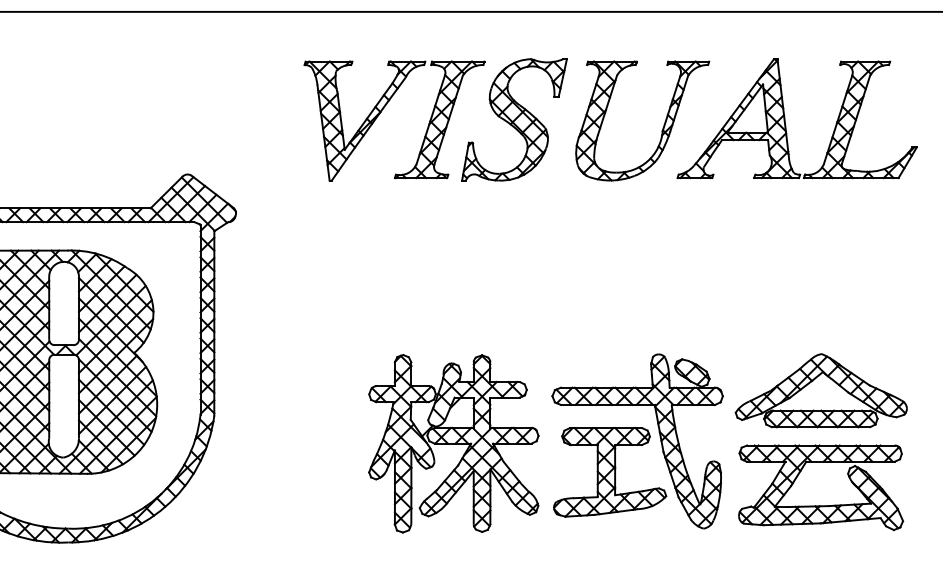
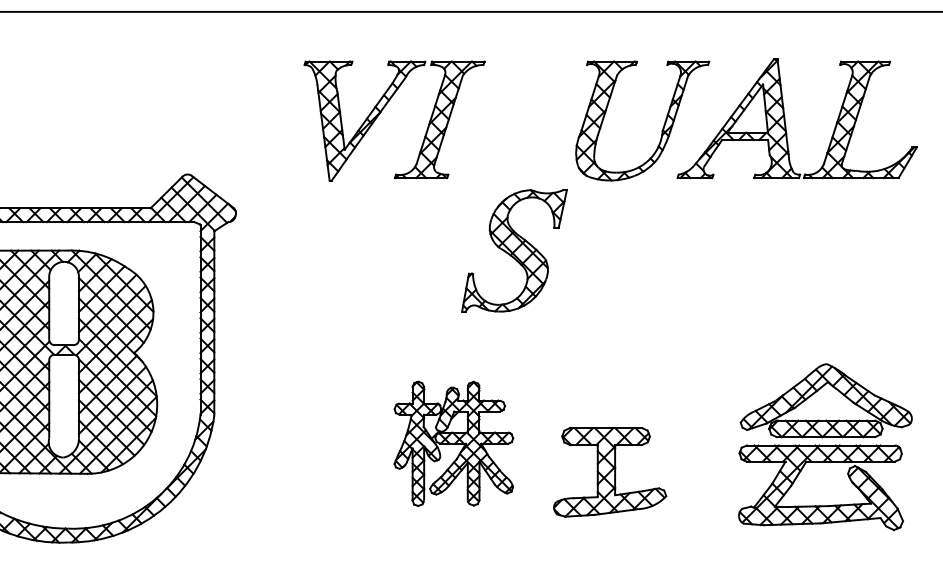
part position: (514, 119) -> (514, 250) (514, 250)
part position: (820, 390) -> (825, 400) (825, 400)
part: present -> none (659, 437)
part size: 172x180 px -> 122x127 px (453, 443)
